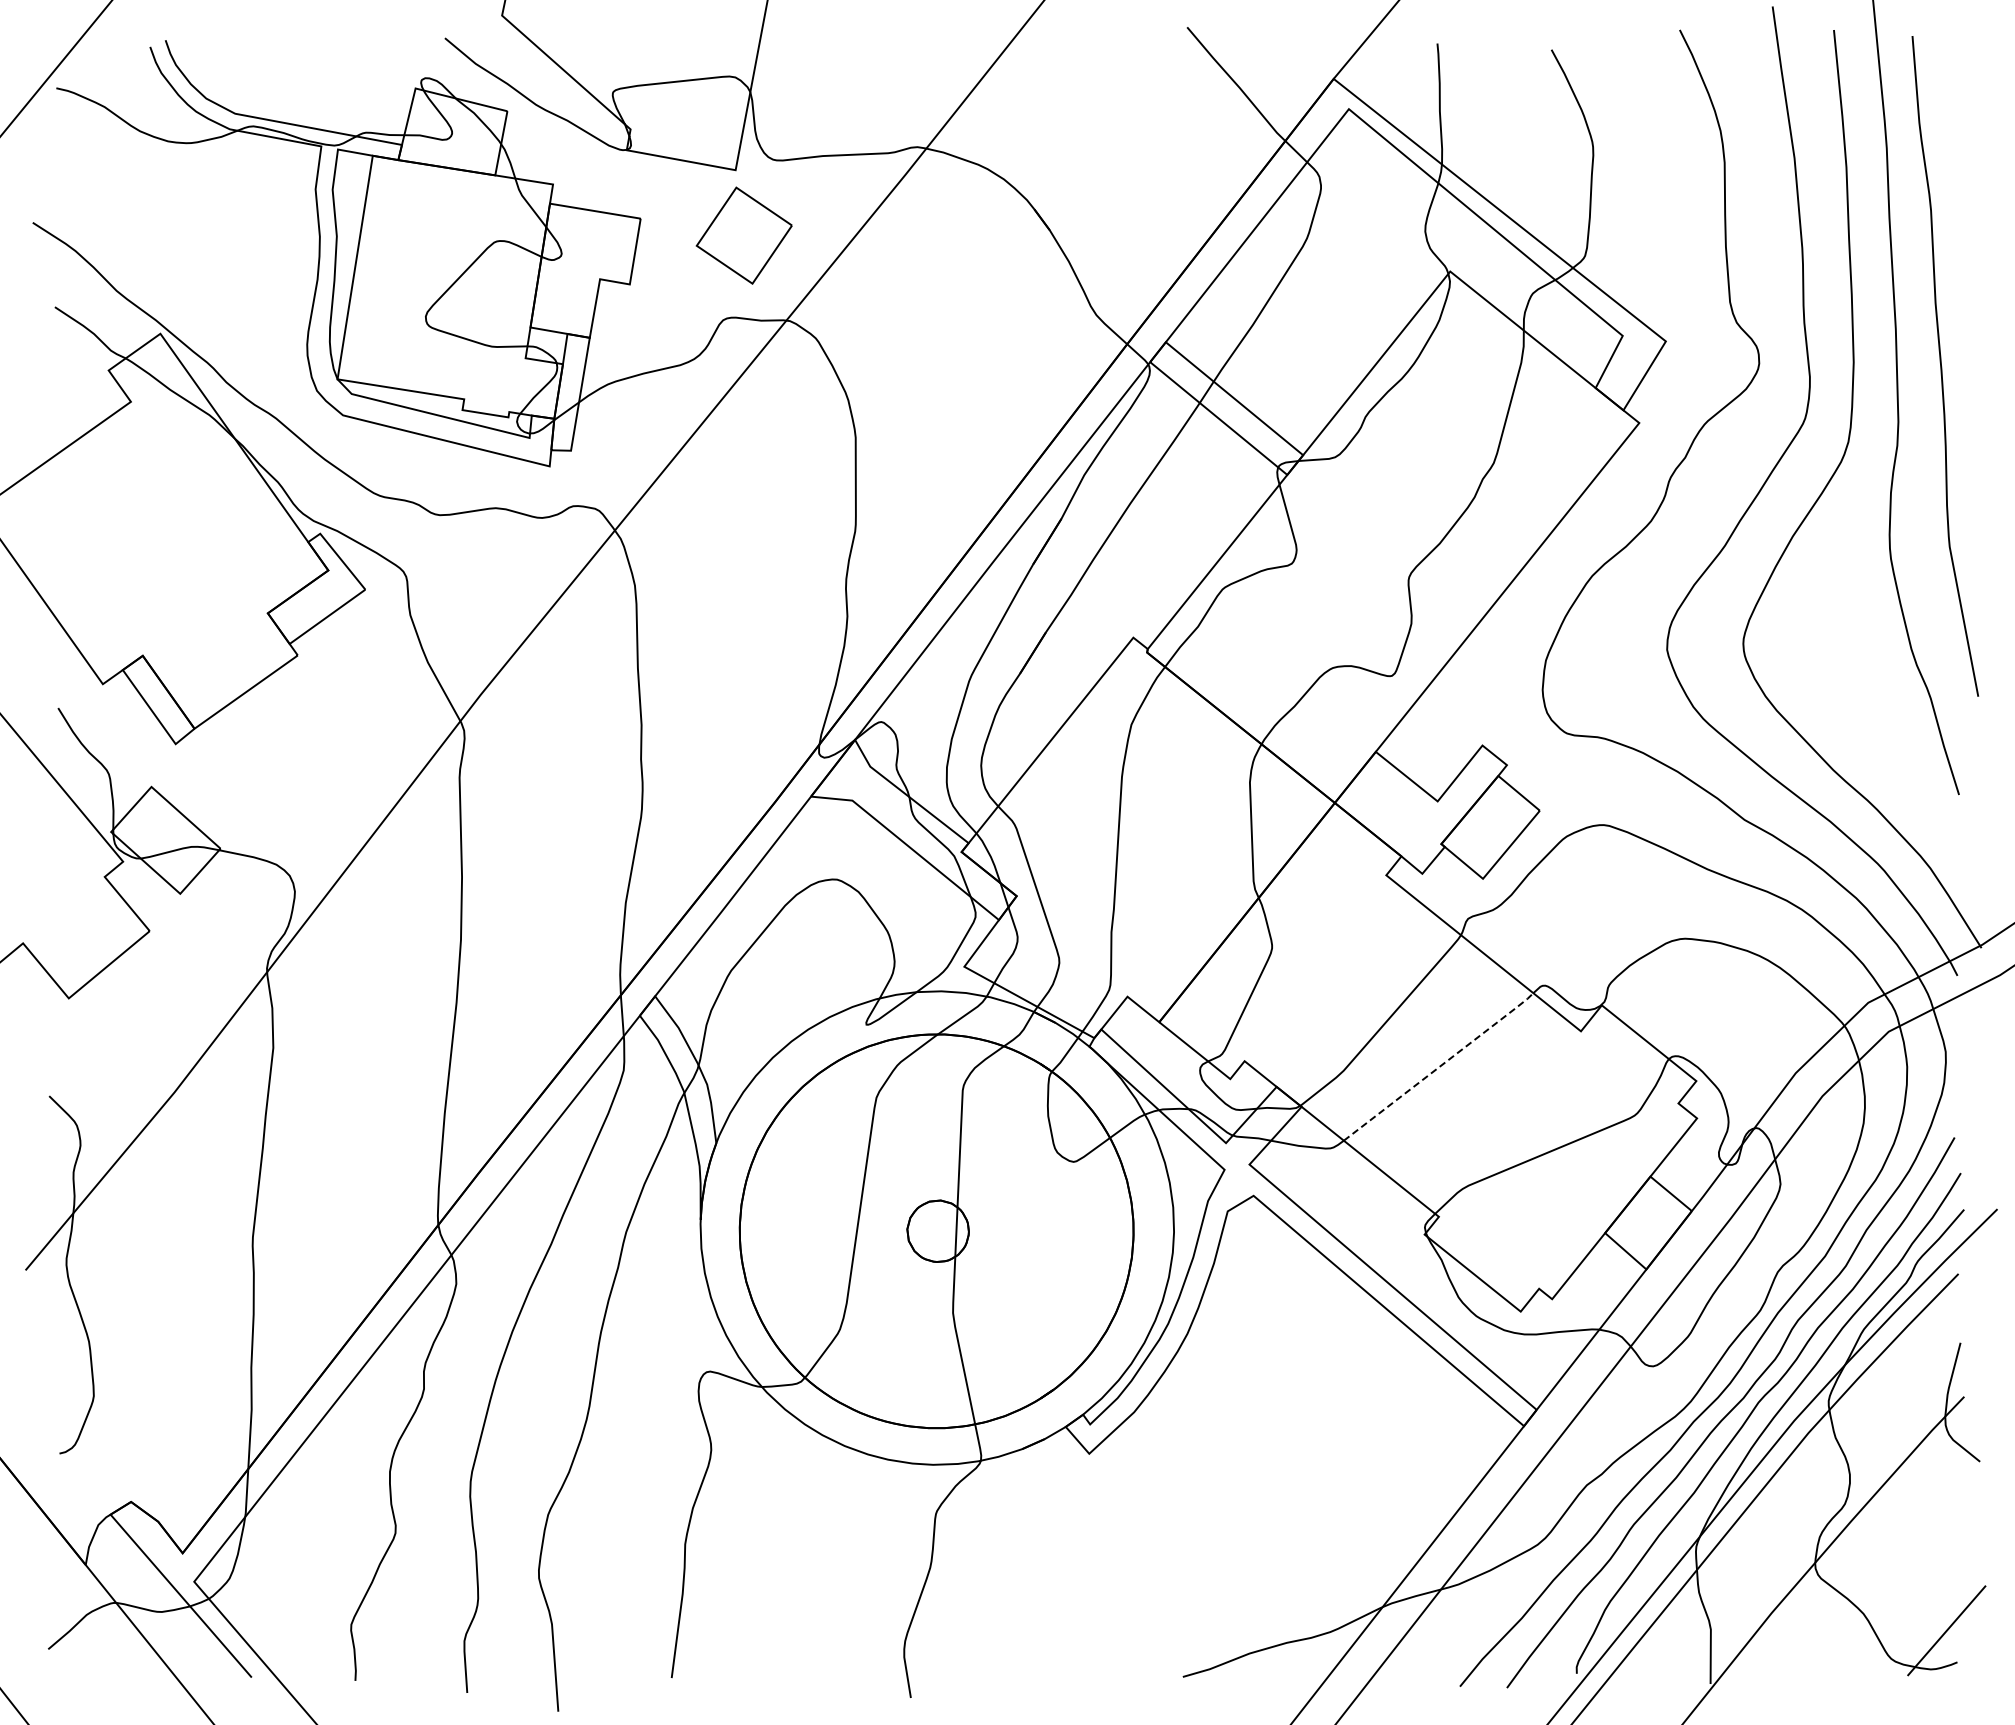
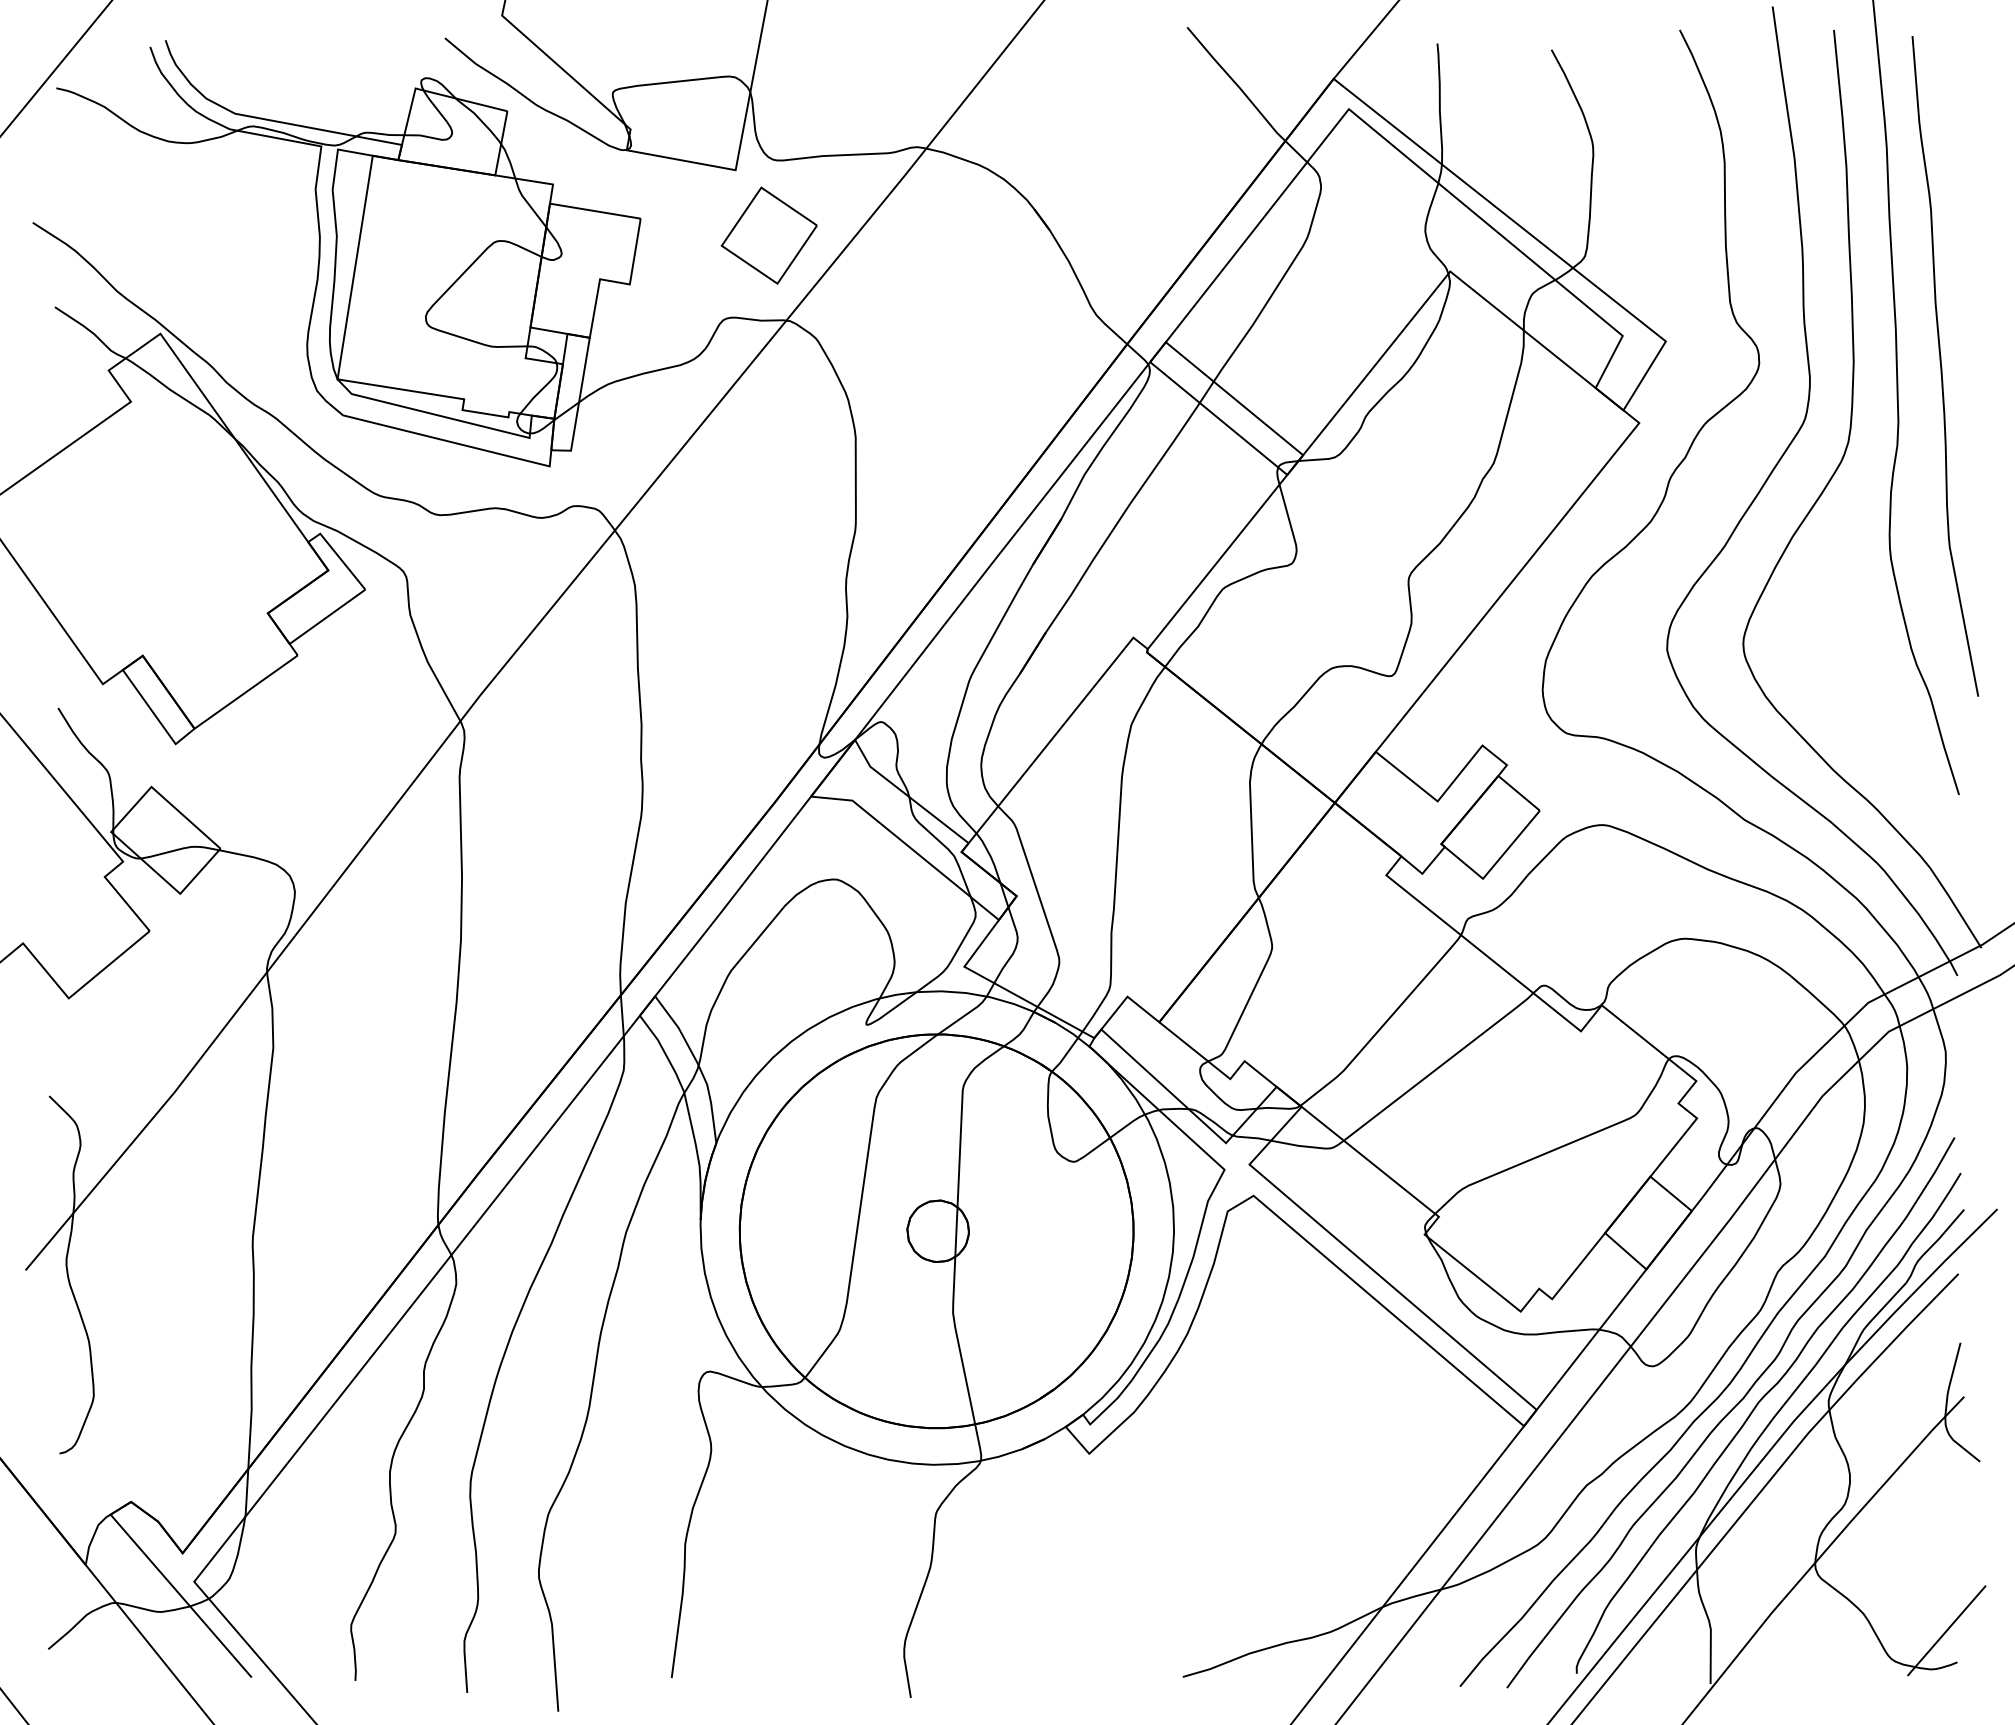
part position: (743, 235) -> (768, 235) (768, 235)
line: dashed -> solid (1440, 1066)
